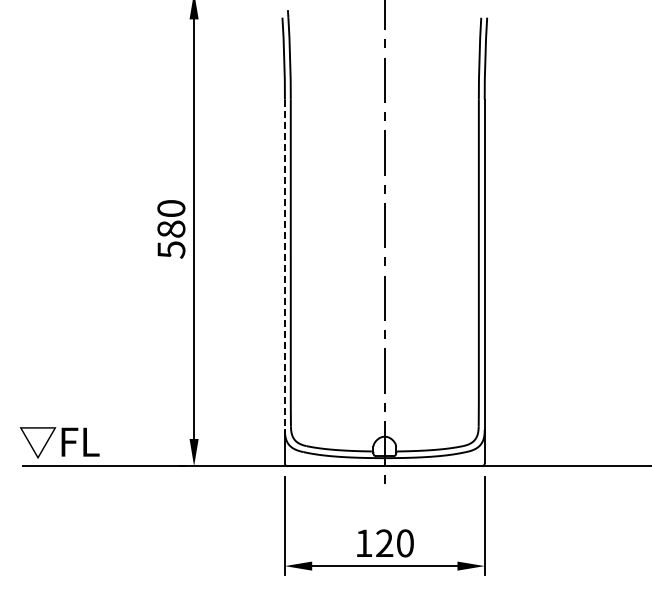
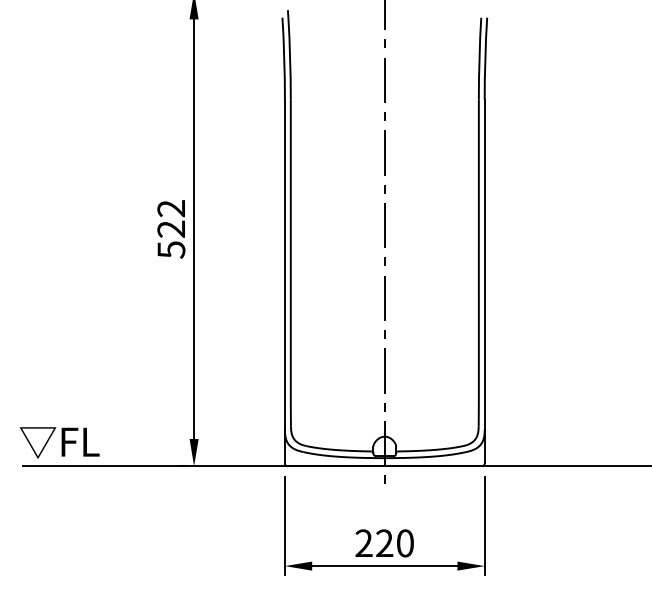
text: 580 -> 522 (171, 218)
line: dashed -> solid (284, 265)
text: 120 -> 220 (363, 542)
